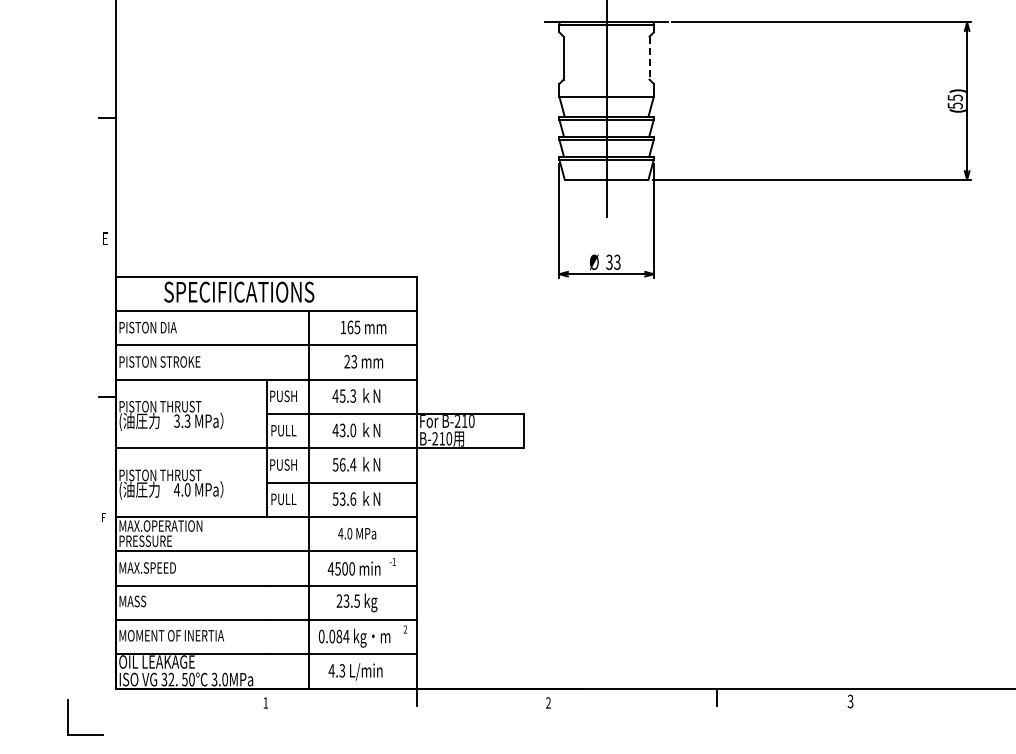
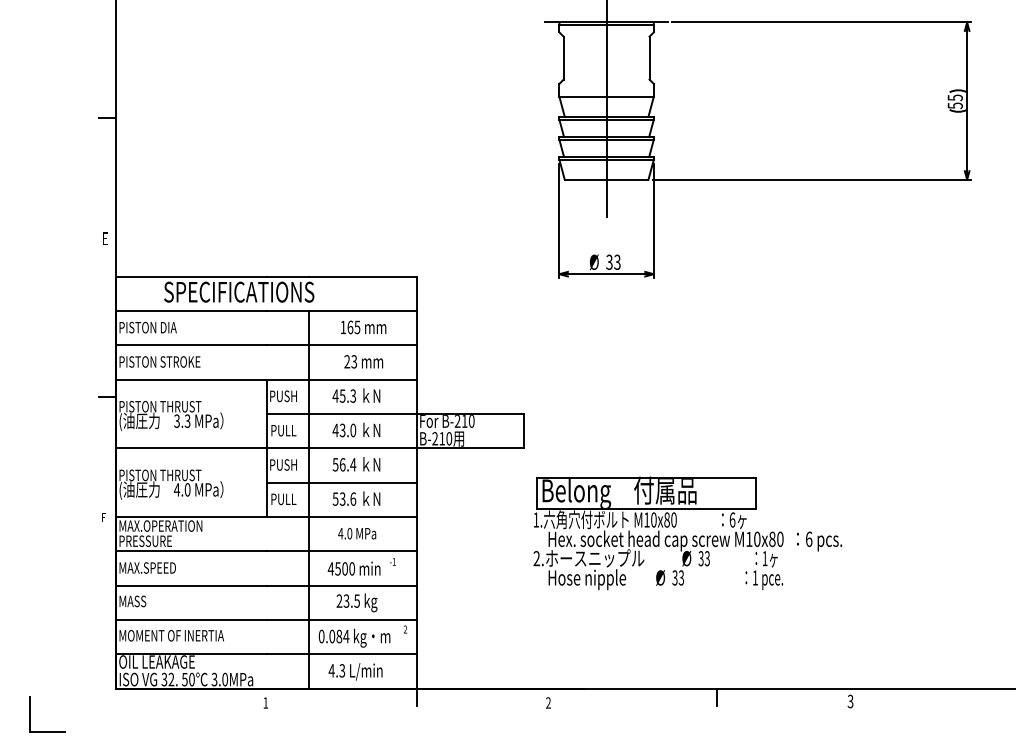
line: dashed -> solid (649, 58)
part: none -> present (687, 533)
part position: (68, 717) -> (30, 714) (30, 714)
